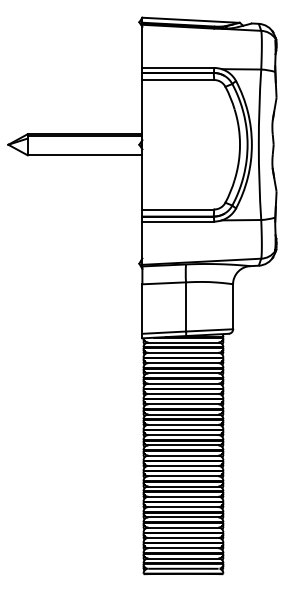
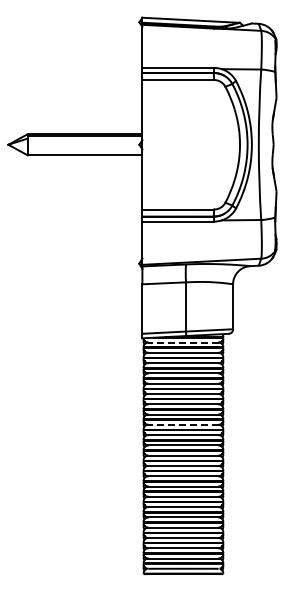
line: solid -> dashed (182, 342)
line: solid -> dashed (182, 424)
